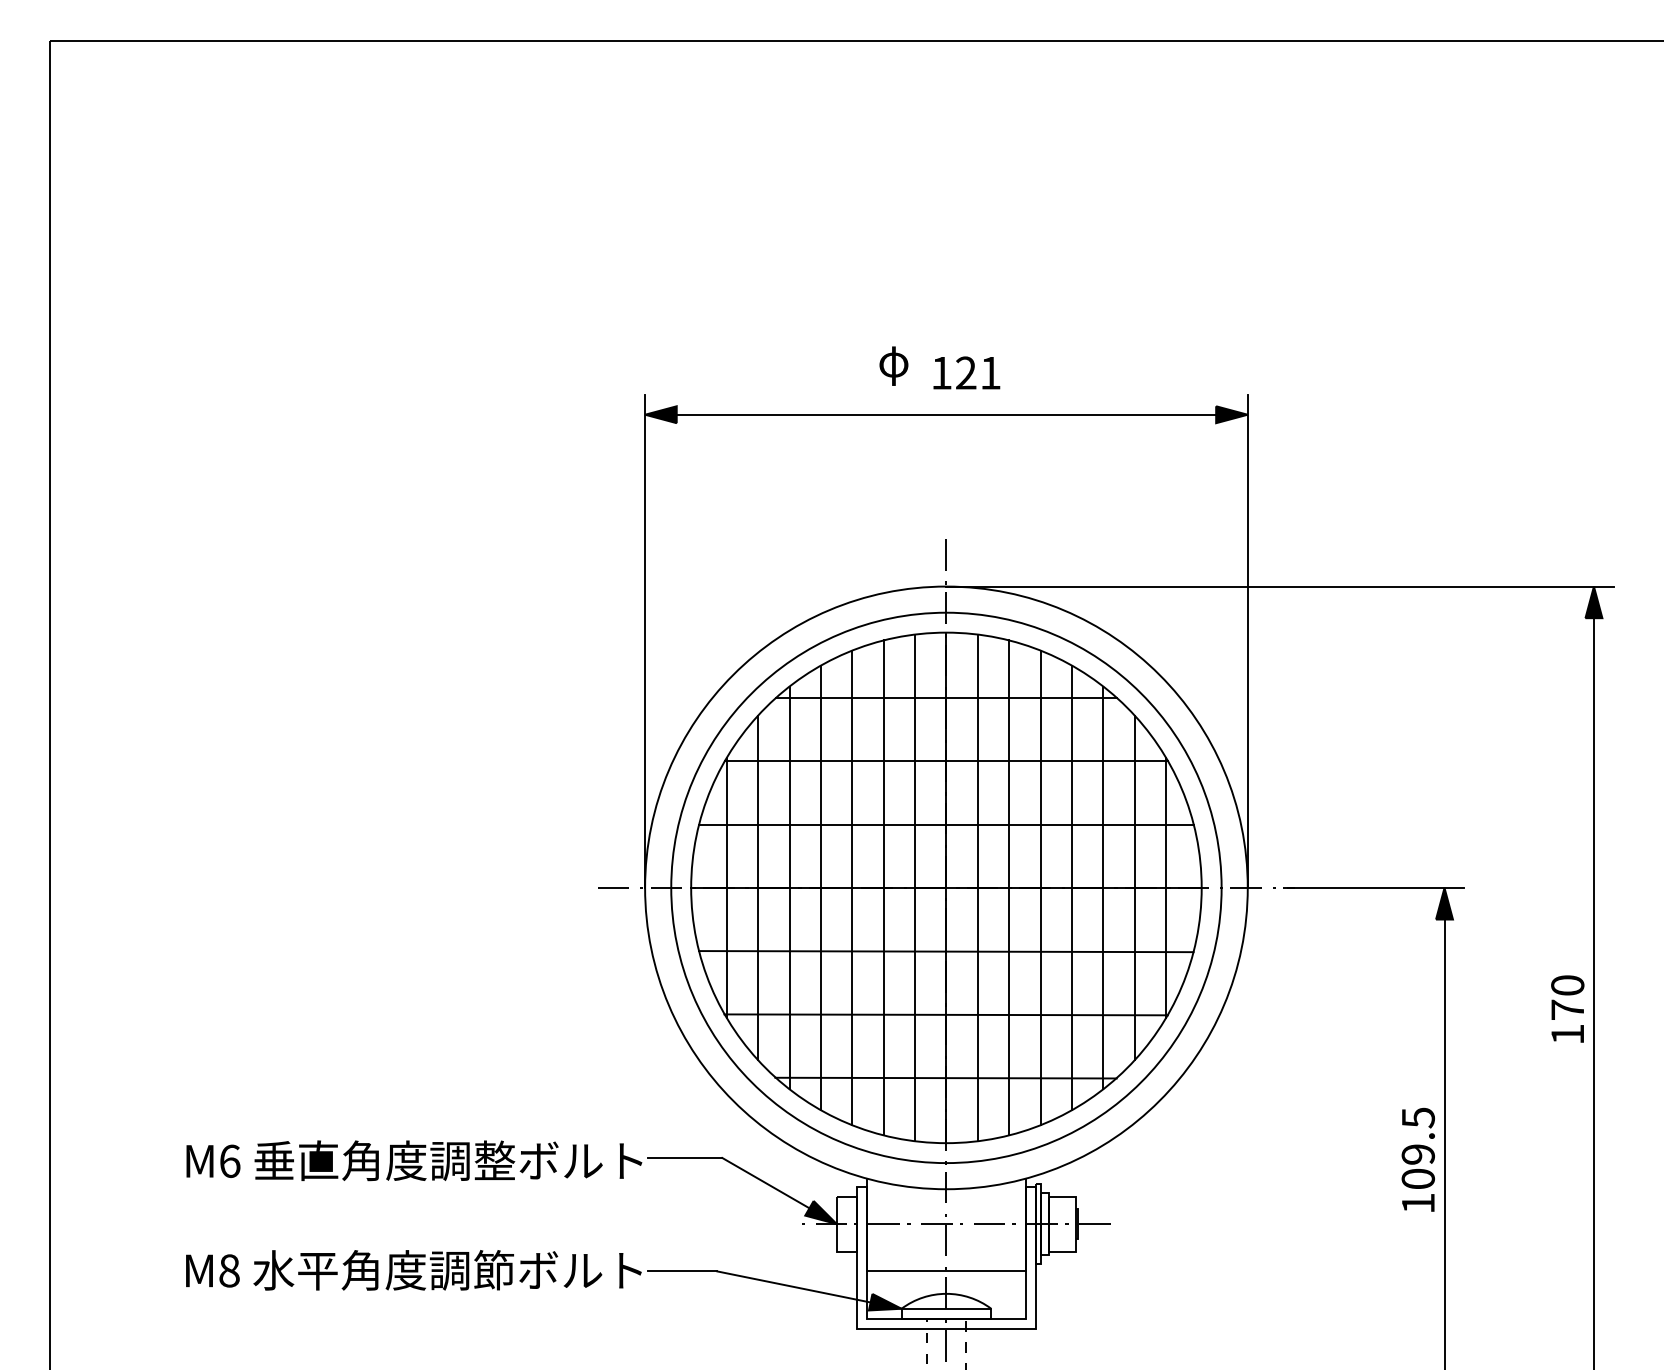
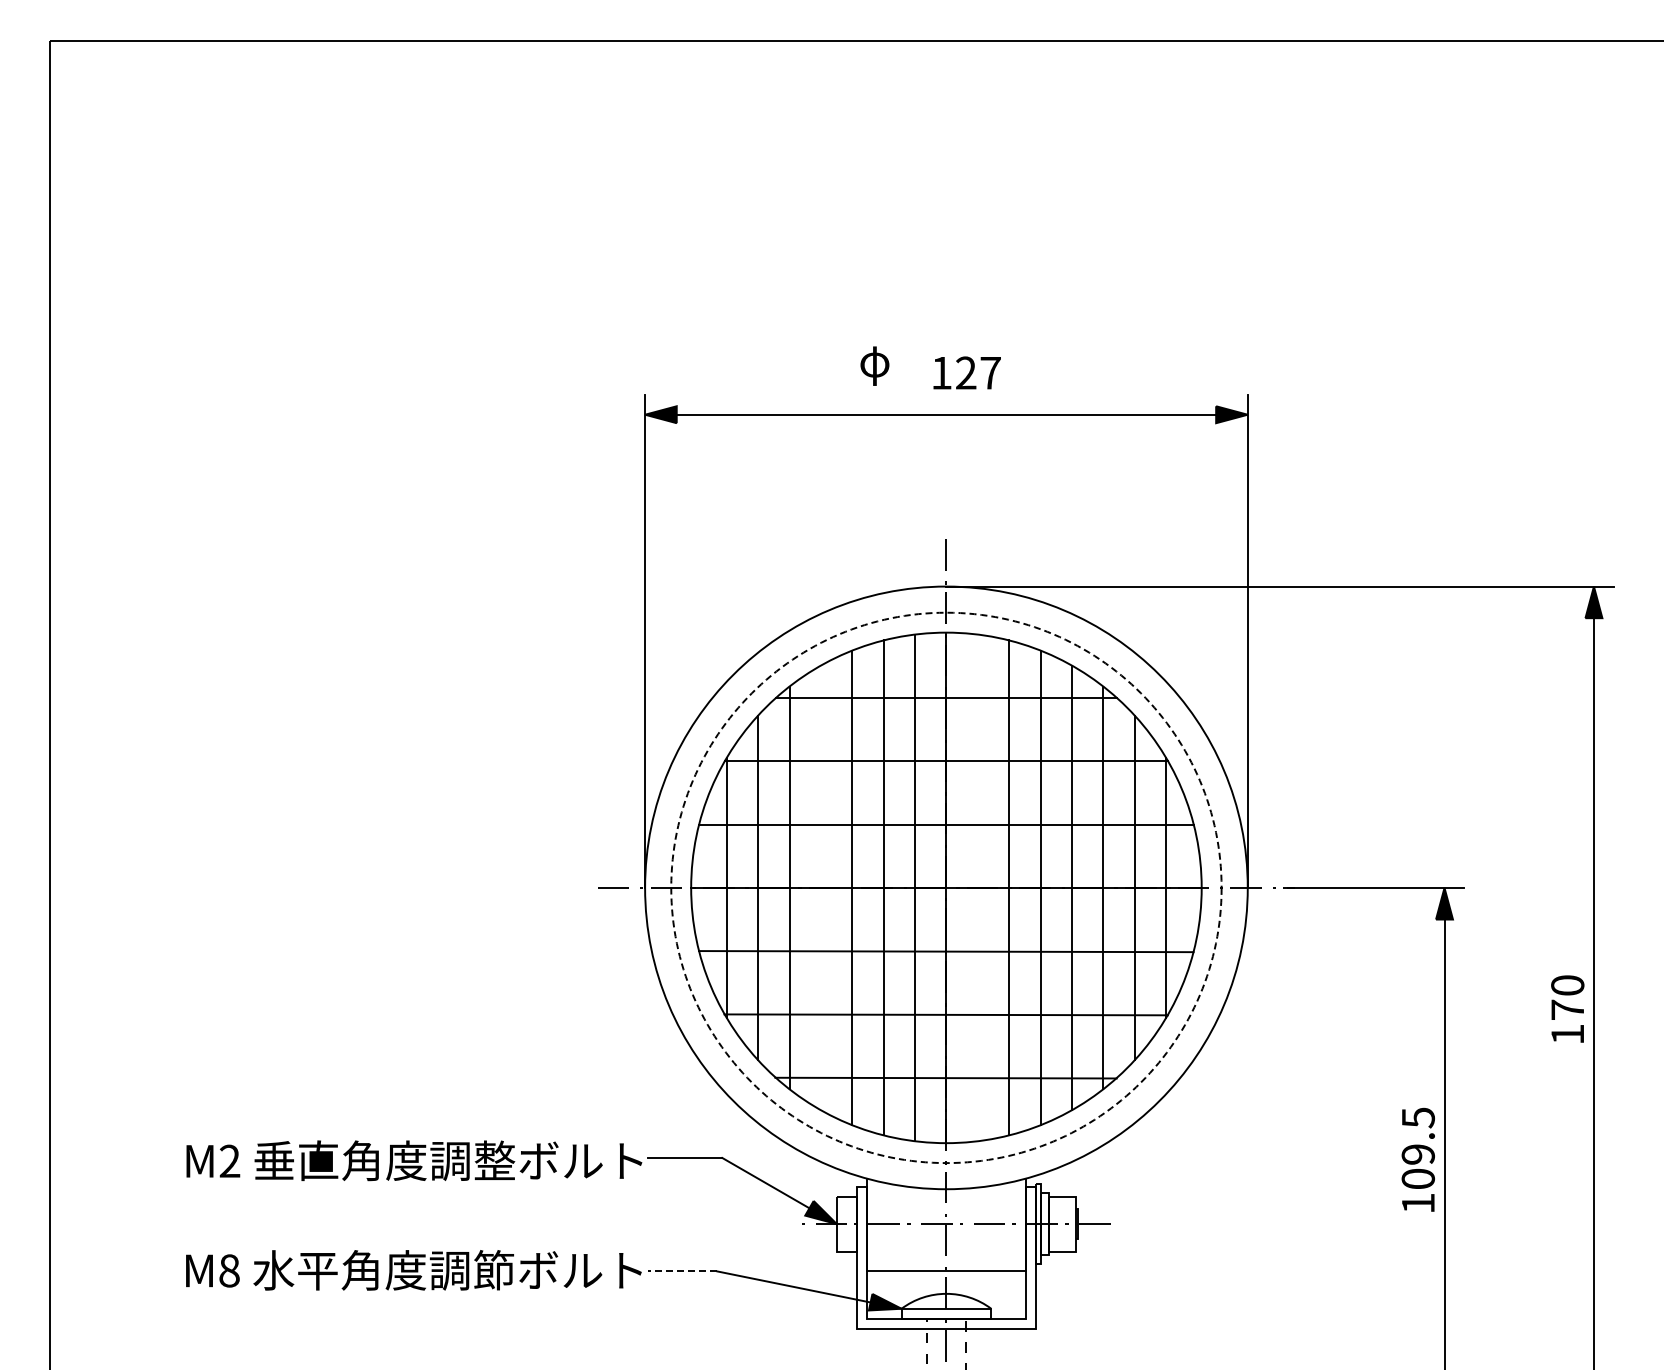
text position: (893, 365) -> (874, 365) (874, 365)
text: 121 -> 127 (990, 373)
line: present -> none (820, 887)
circle: solid -> dashed (946, 887)
line: present -> none (977, 887)
text: M6 -> M2 (229, 1161)
line: solid -> dashed (682, 1271)
